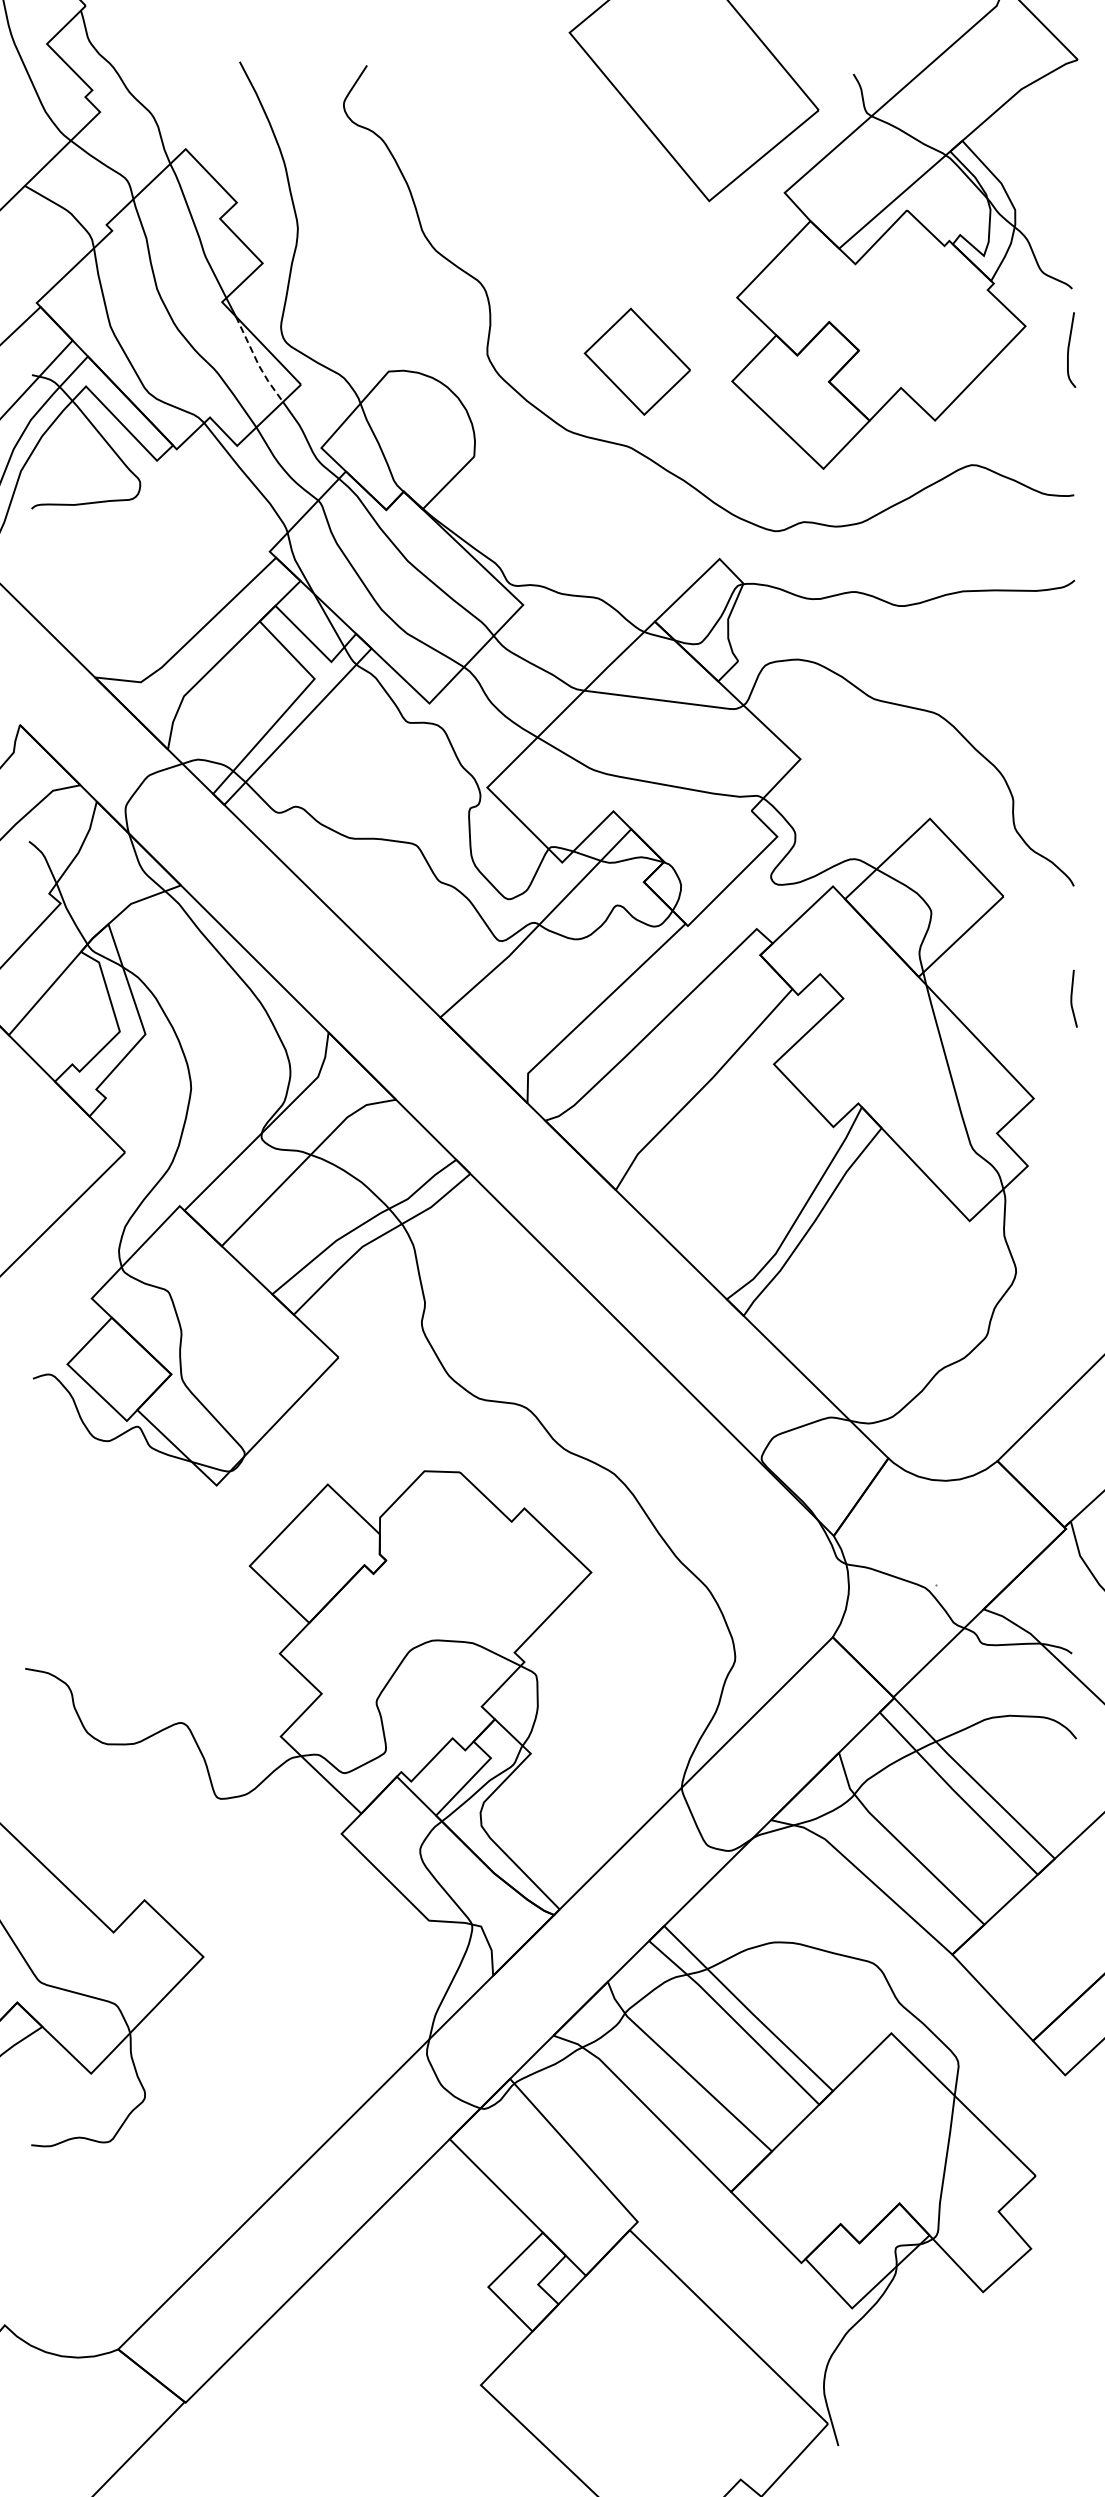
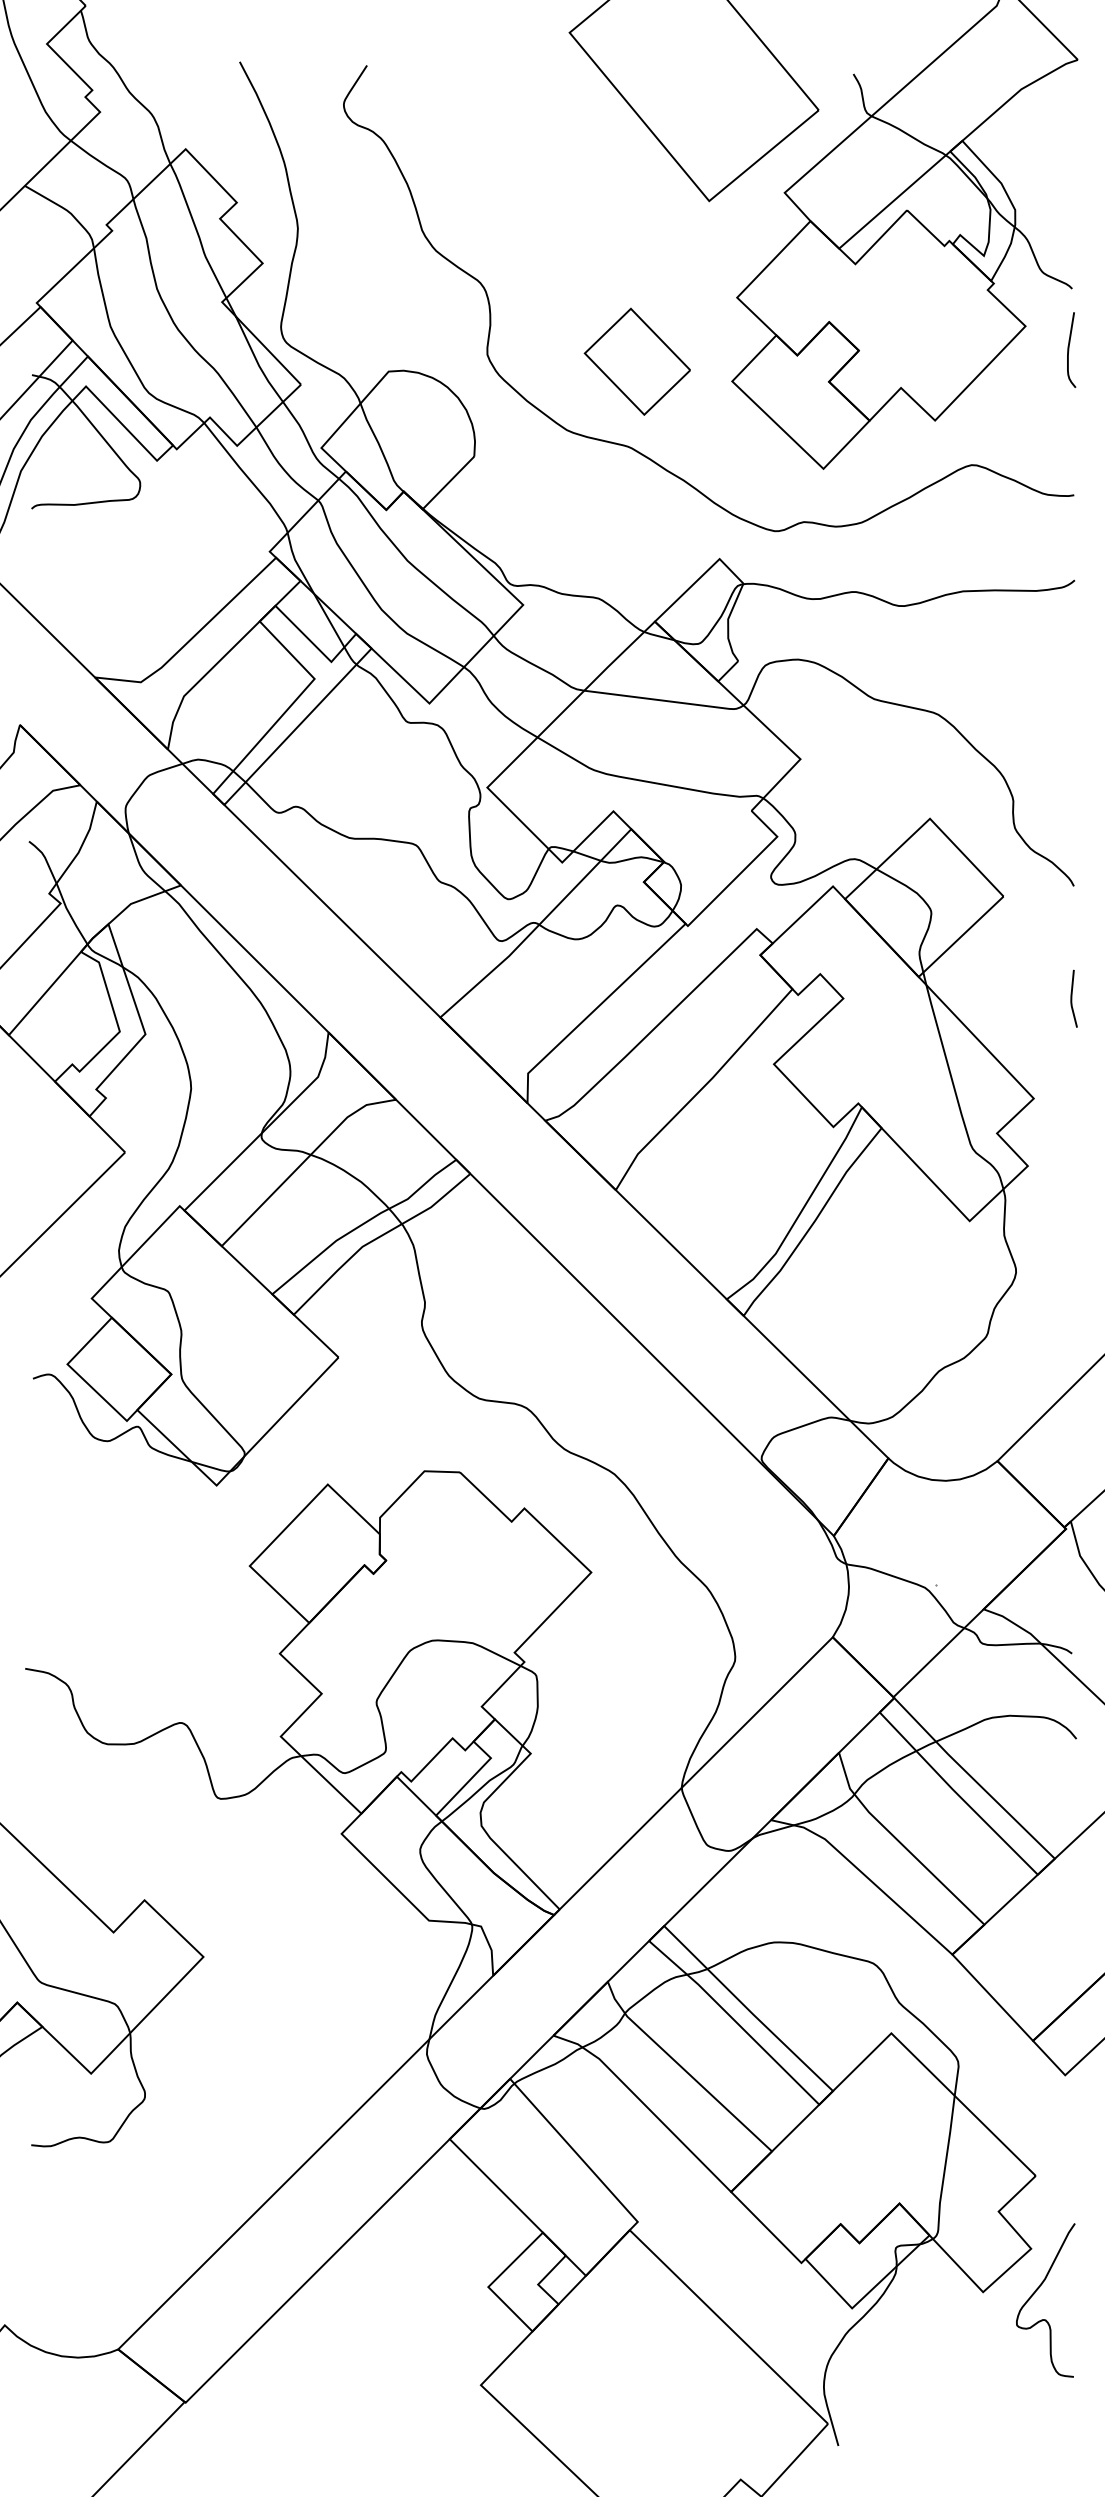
line: dashed -> solid (257, 362)
curve: none -> present (1034, 2294)
